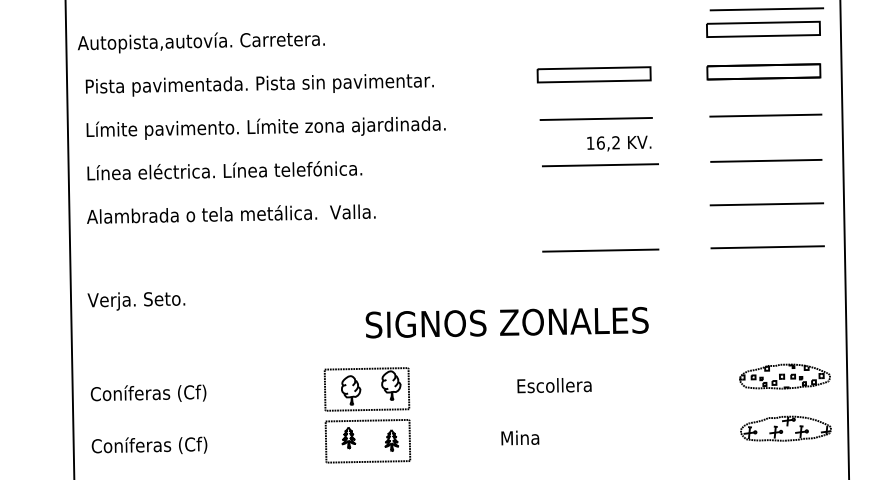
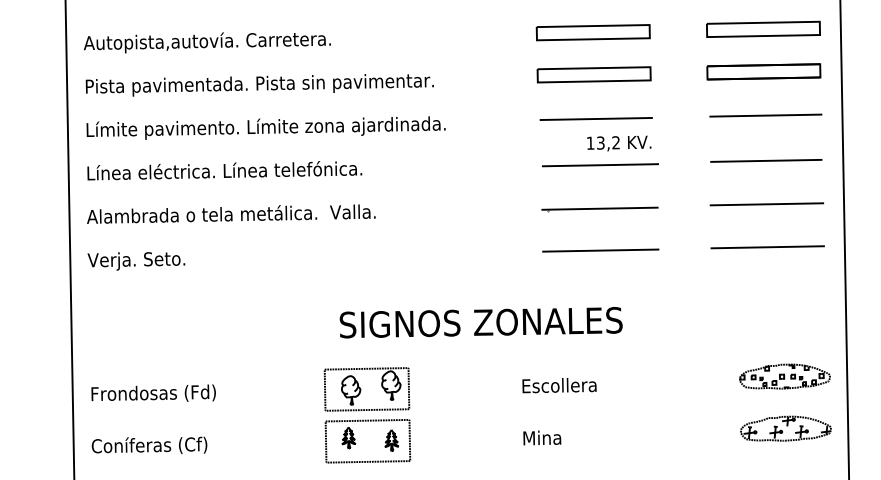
line: present -> none (766, 9)
part: none -> present (592, 32)
text position: (201, 42) -> (207, 42) (207, 42)
text: 16,2 -> 13,2 (600, 142)
part: none -> present (599, 209)
text position: (136, 301) -> (136, 261) (136, 261)
text position: (506, 322) -> (480, 322) (480, 322)
text position: (554, 385) -> (559, 385) (559, 385)
text: Coníferas (Cf) -> Frondosas (Fd) (152, 392)
text position: (520, 437) -> (542, 437) (542, 437)
